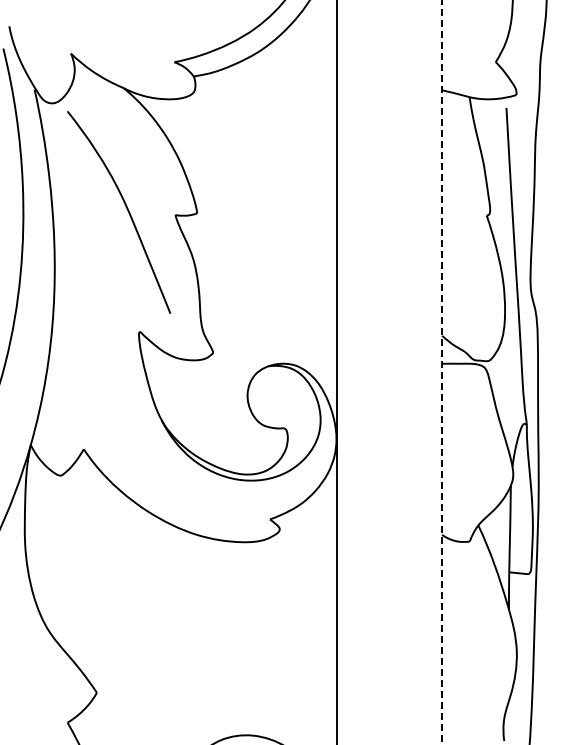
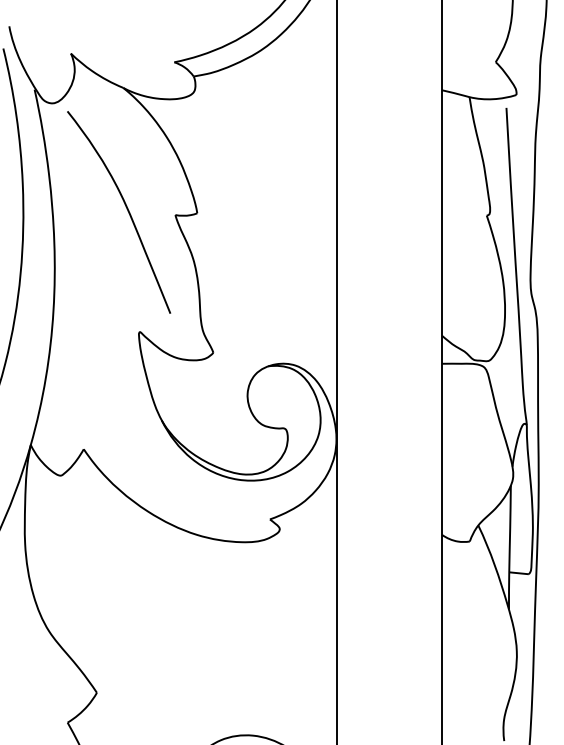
line: dashed -> solid (442, 372)
